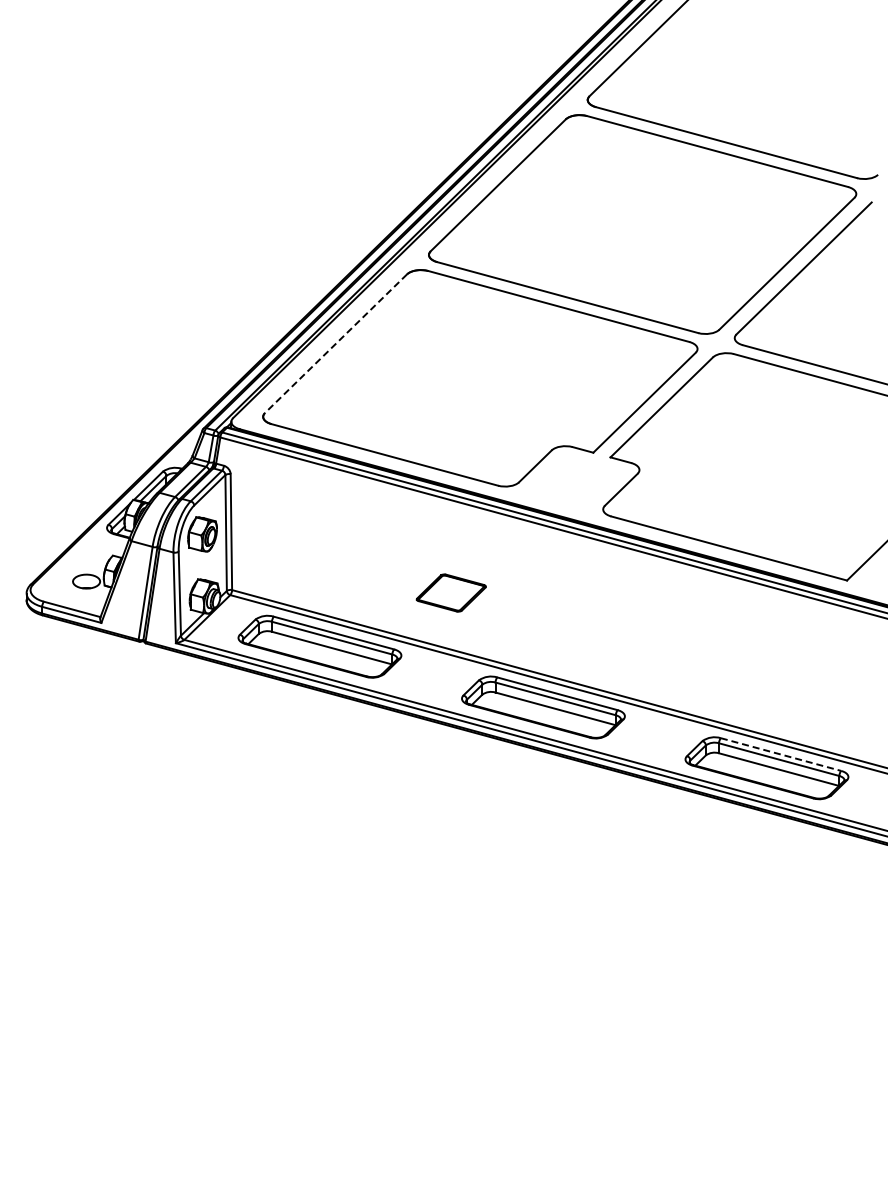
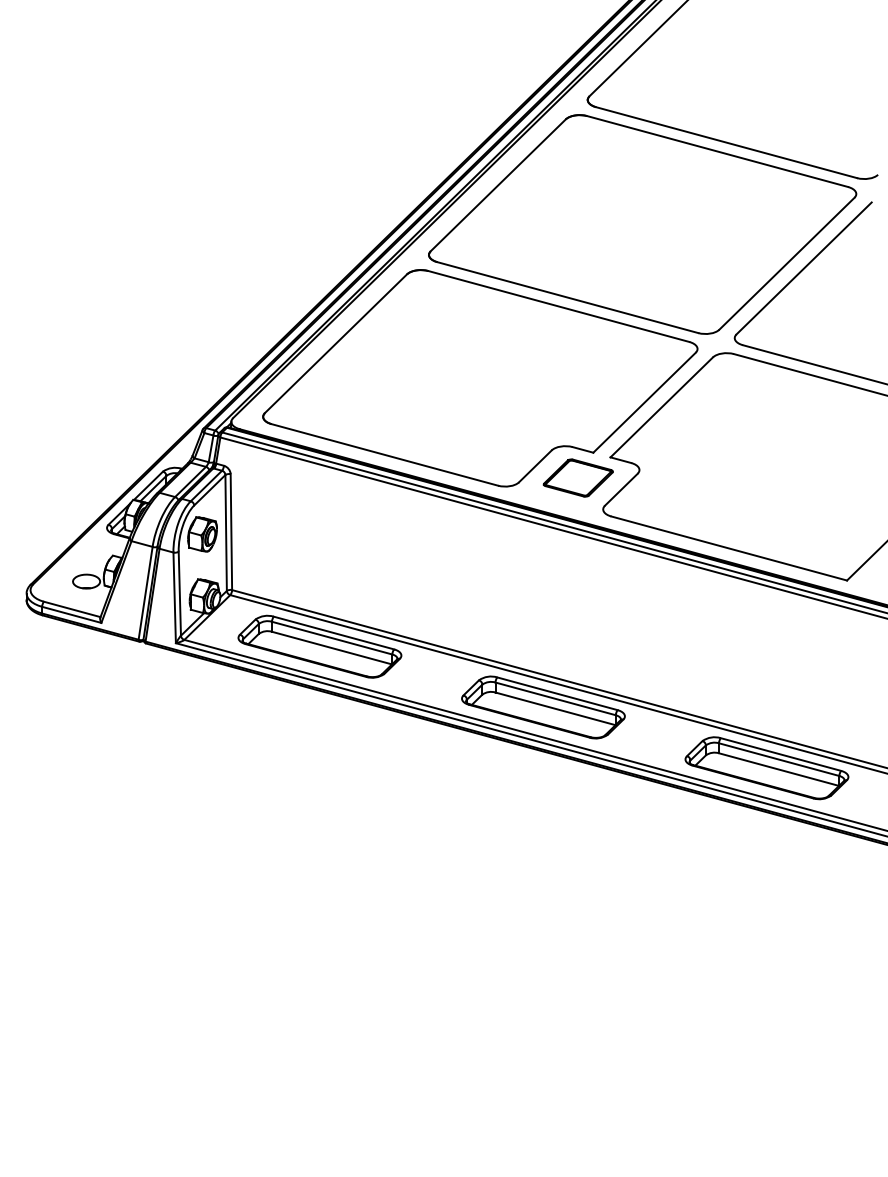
line: dashed -> solid (335, 344)
part position: (450, 592) -> (577, 477) (577, 477)
line: dashed -> solid (781, 754)
